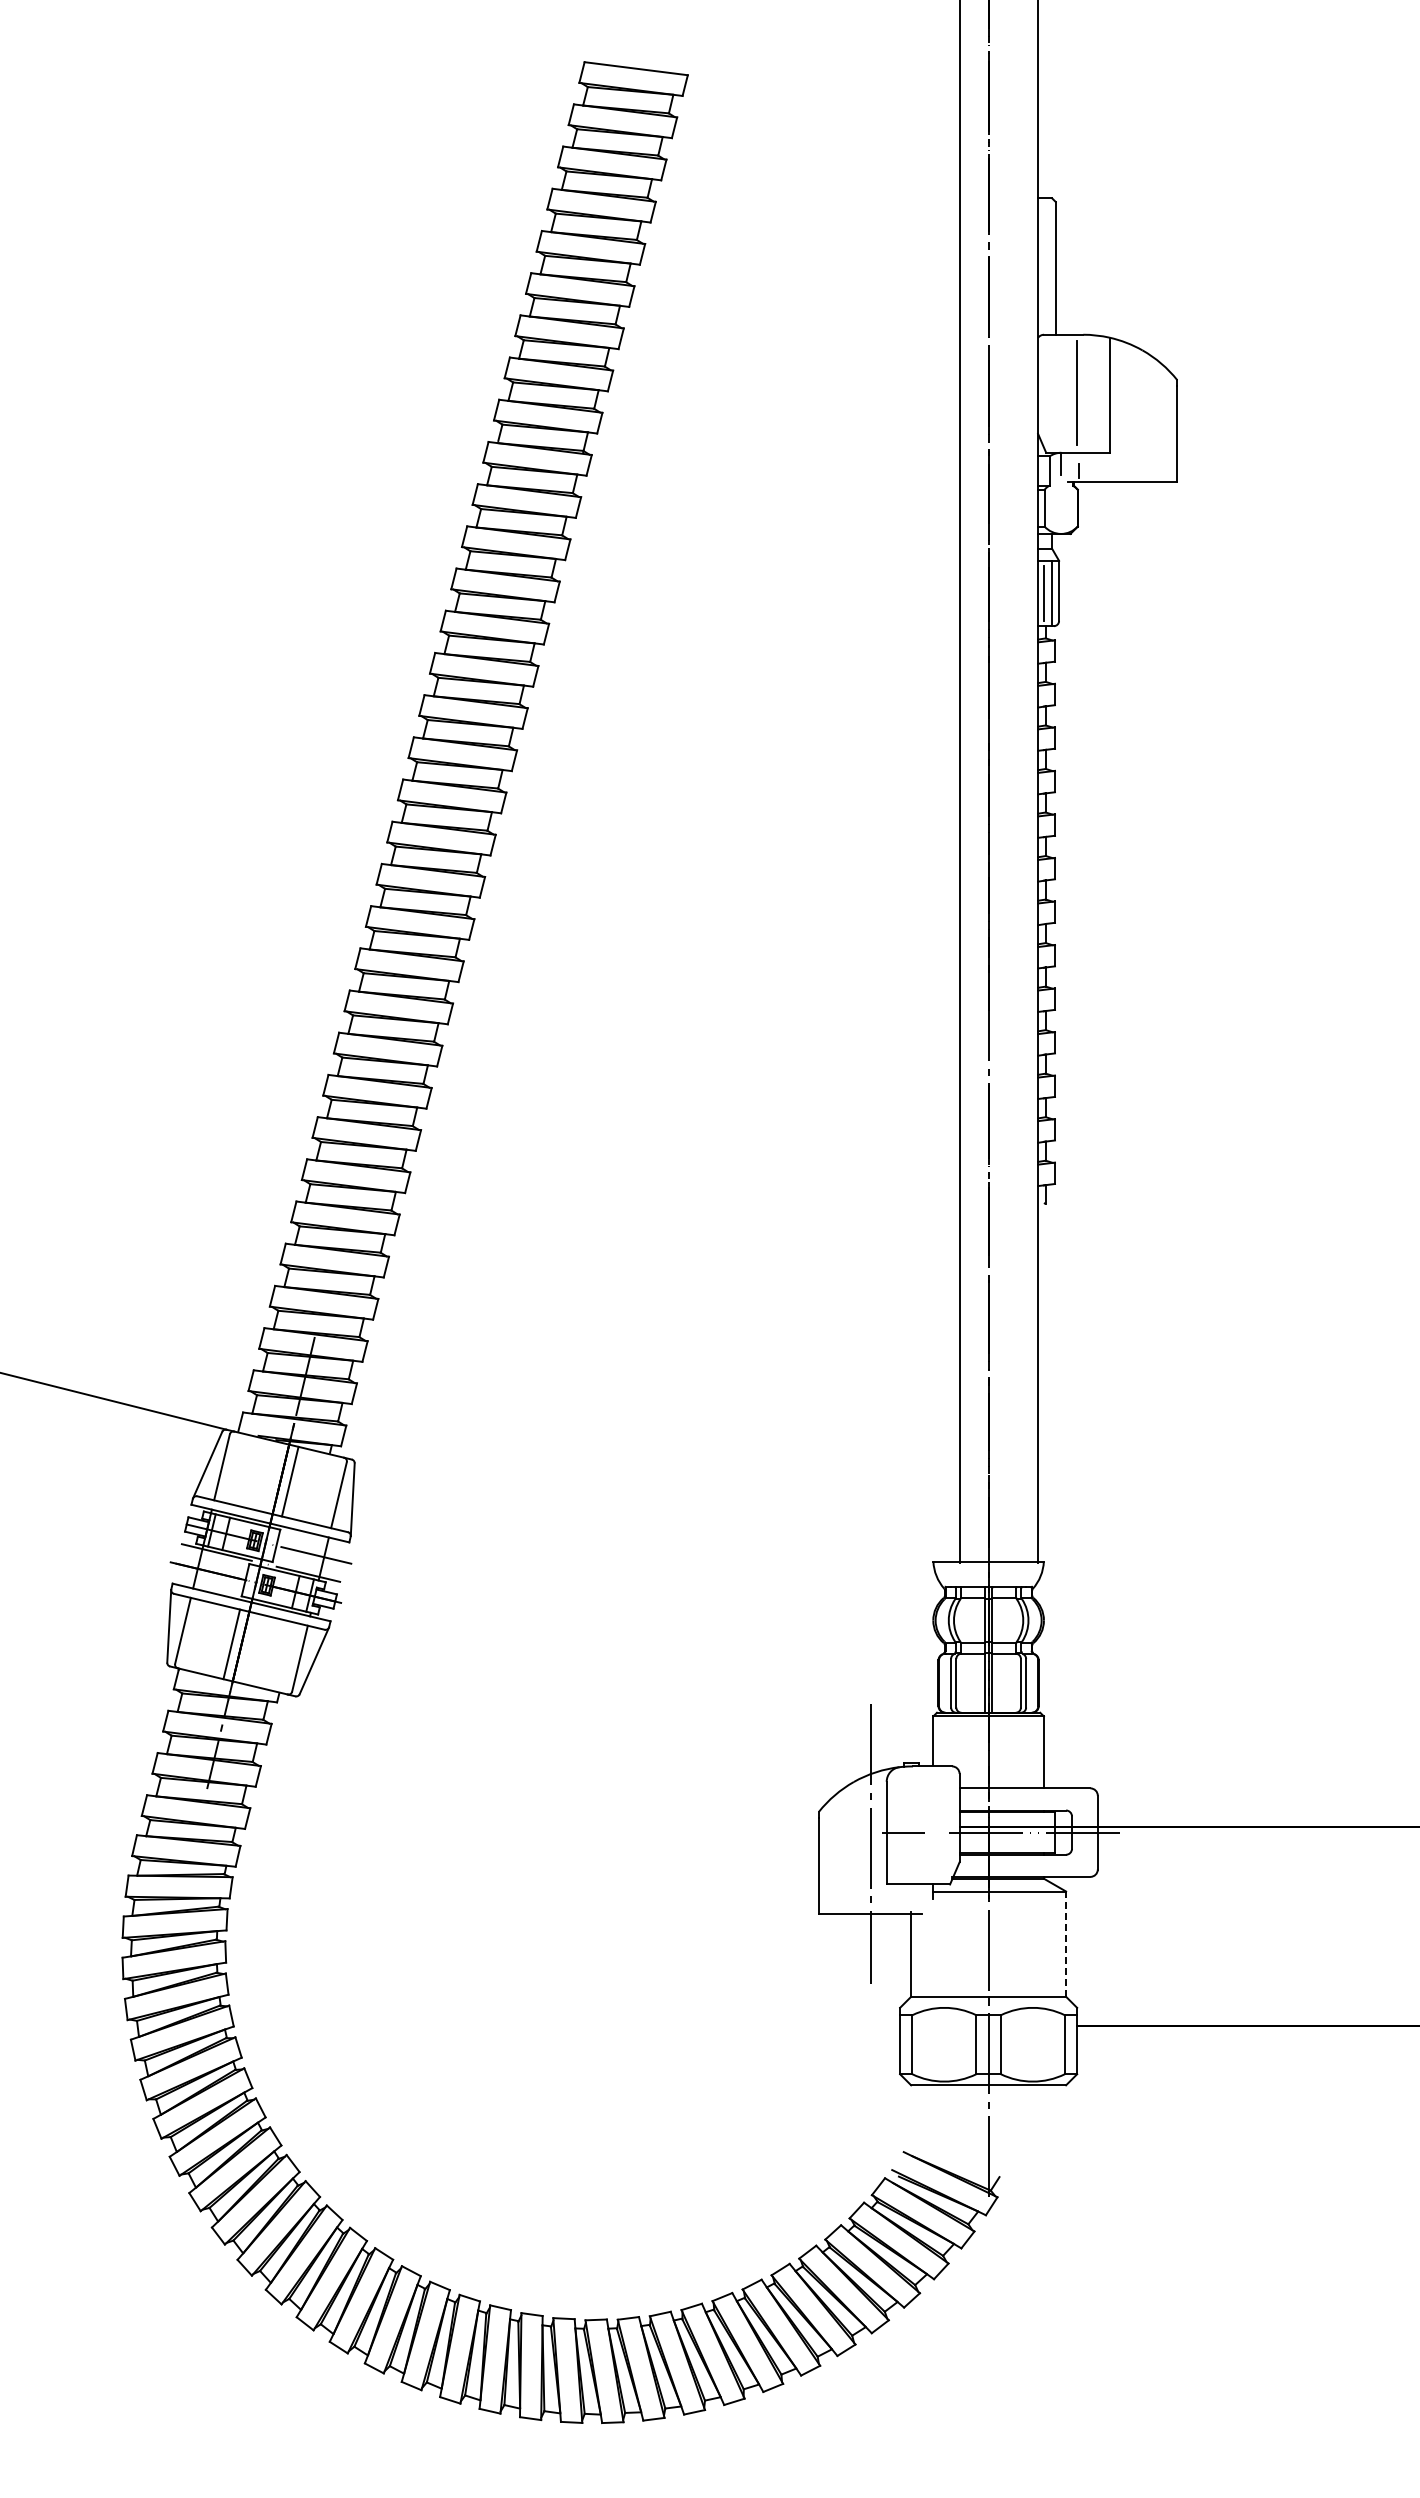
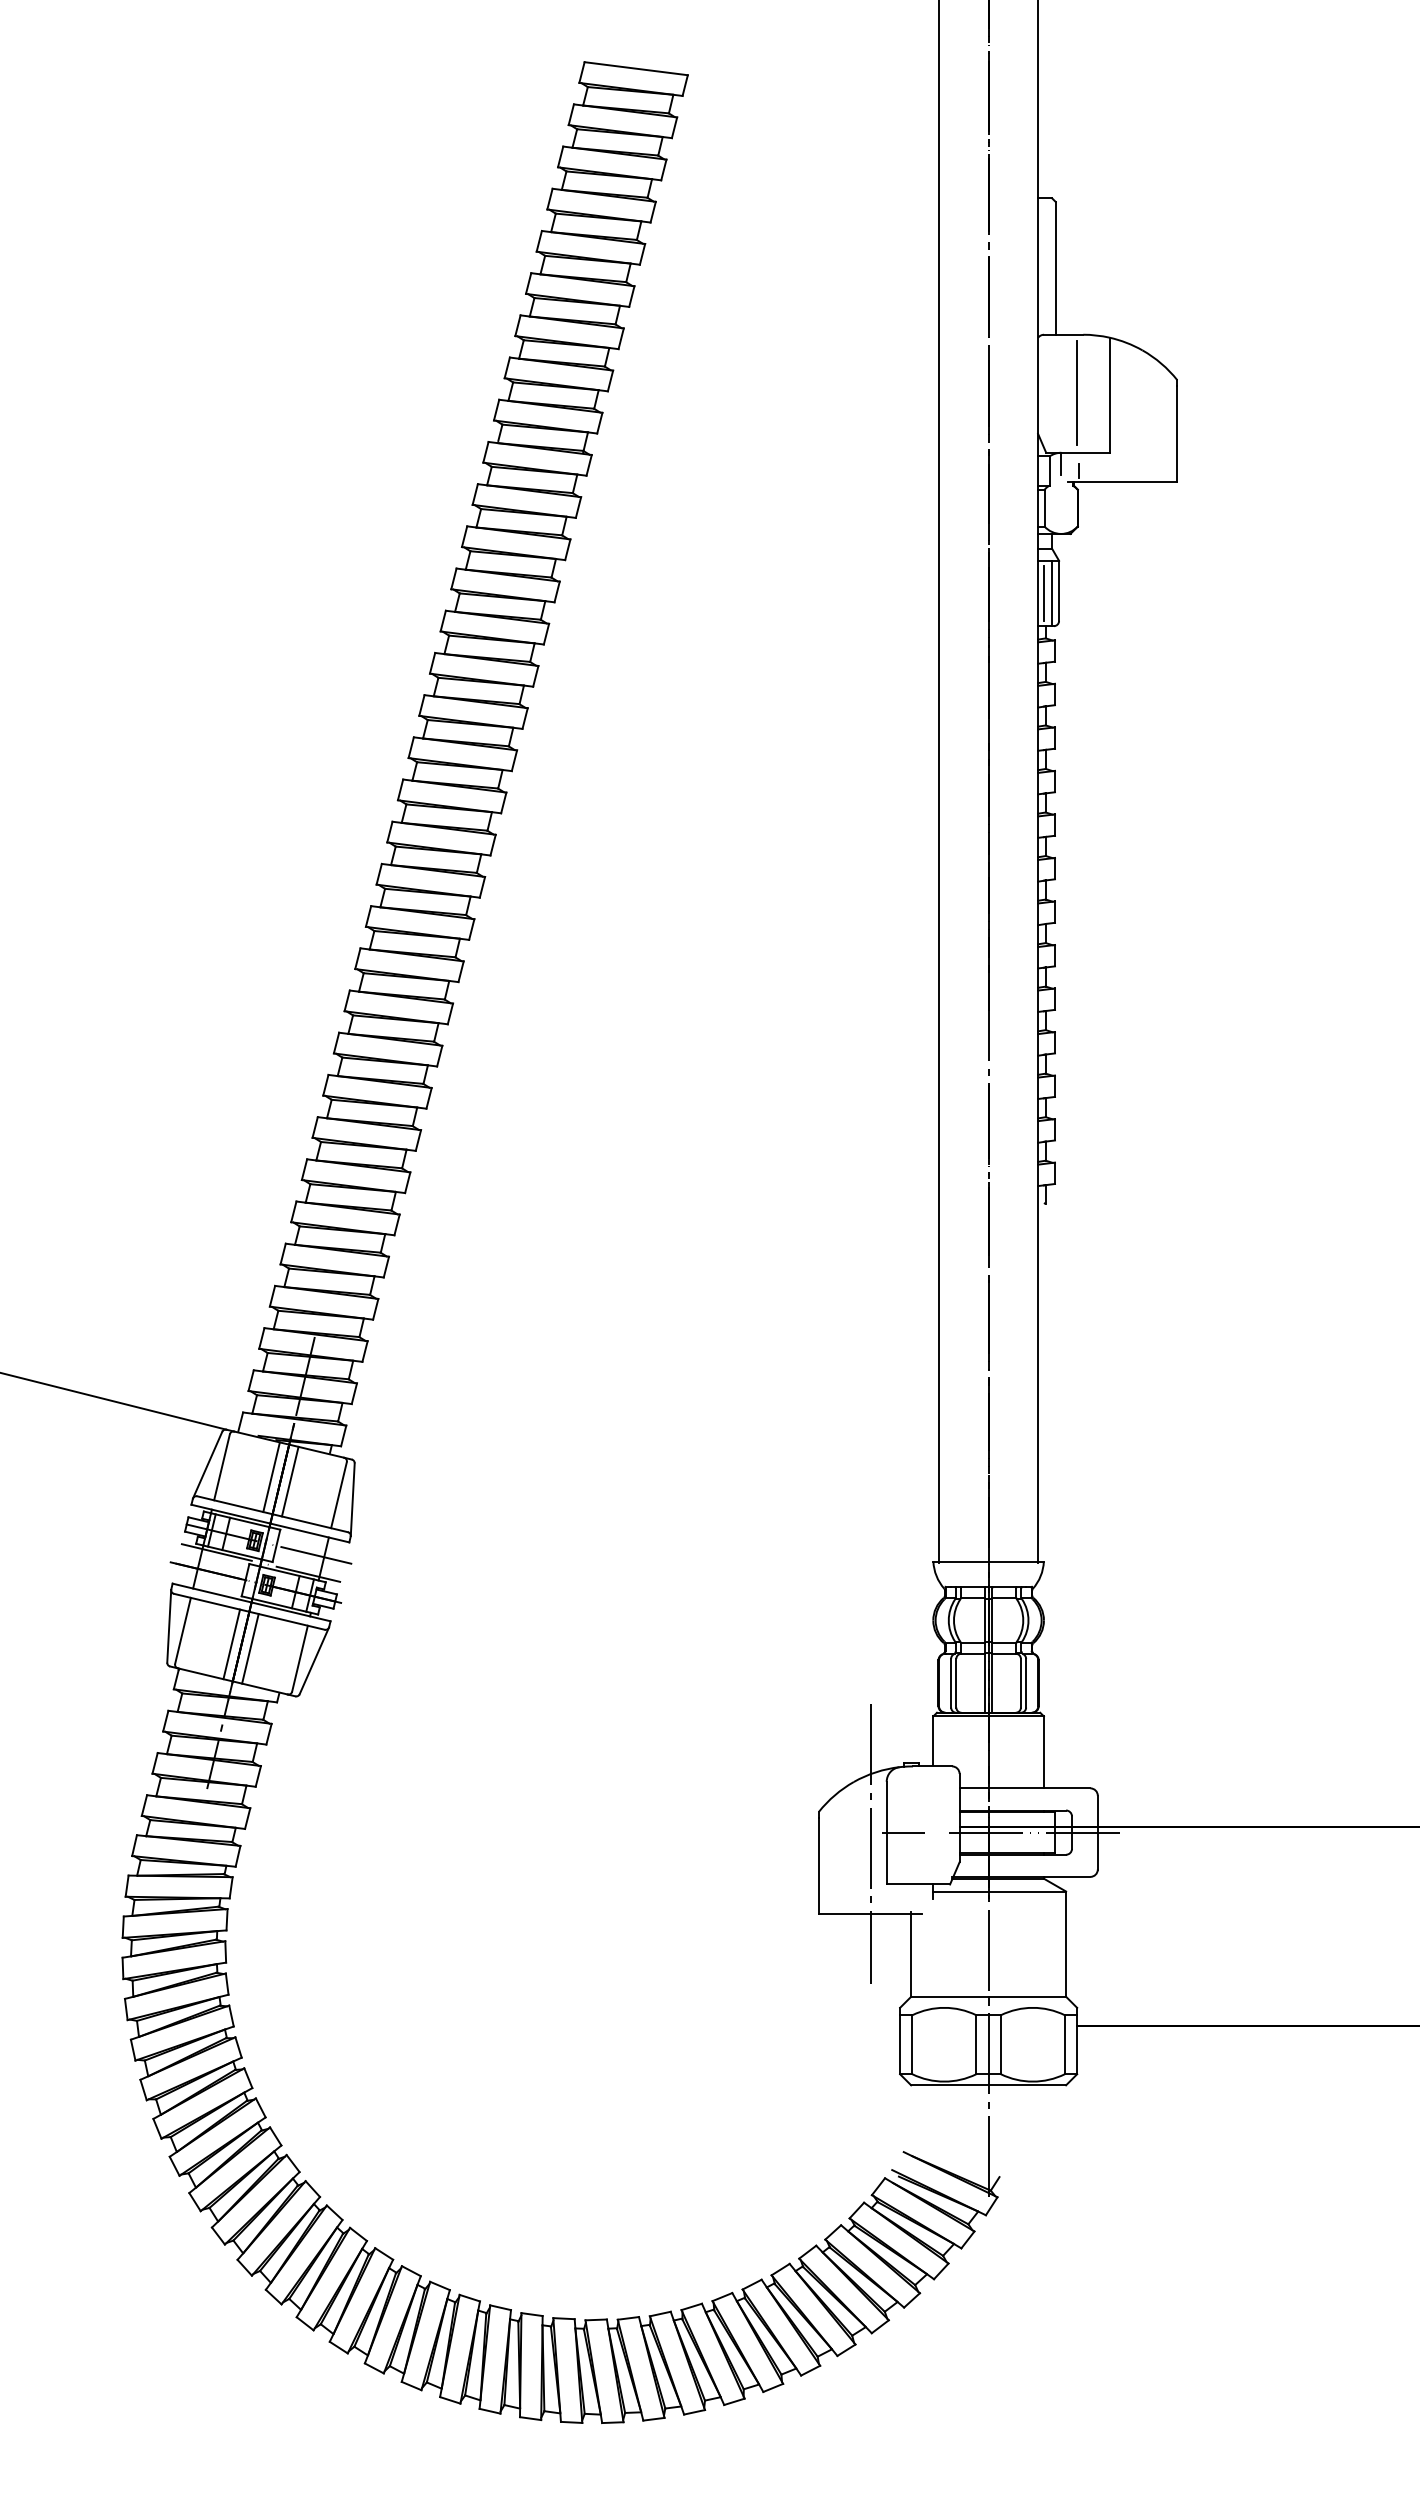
line position: (960, 782) -> (939, 782) (939, 782)
line: none -> present (271, 1477)
line: none -> present (250, 1648)
line: dashed -> solid (1066, 1944)
